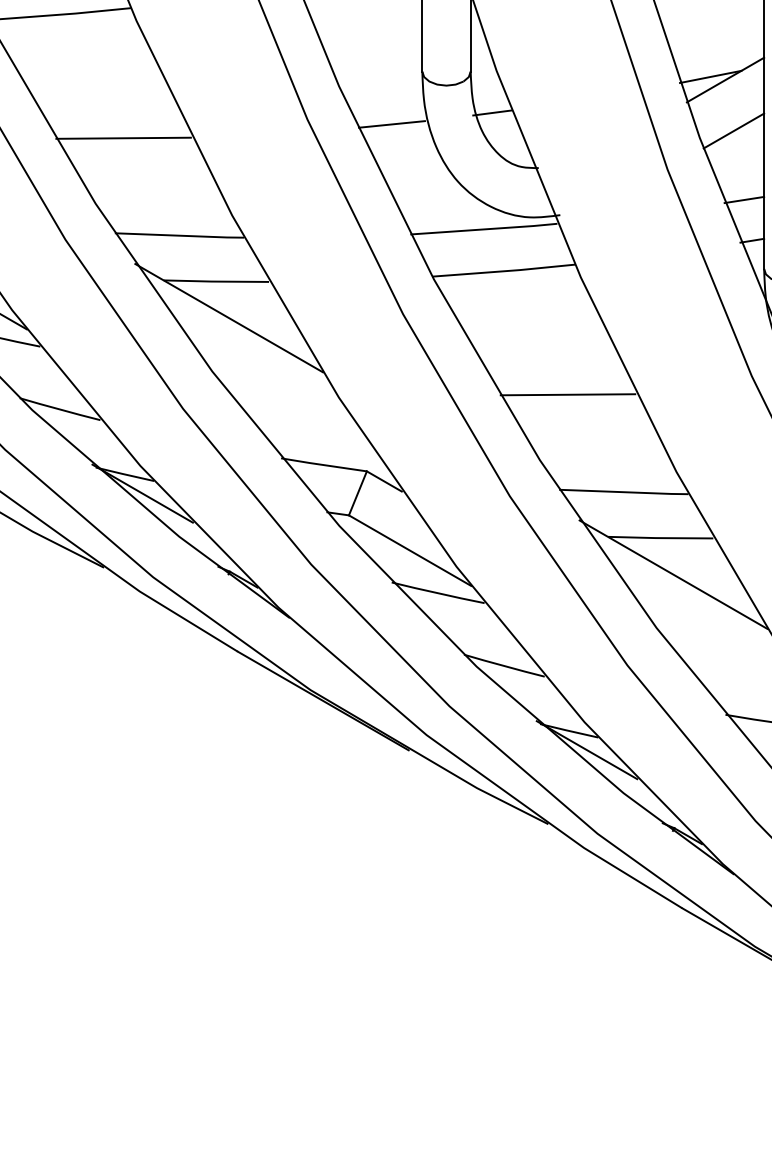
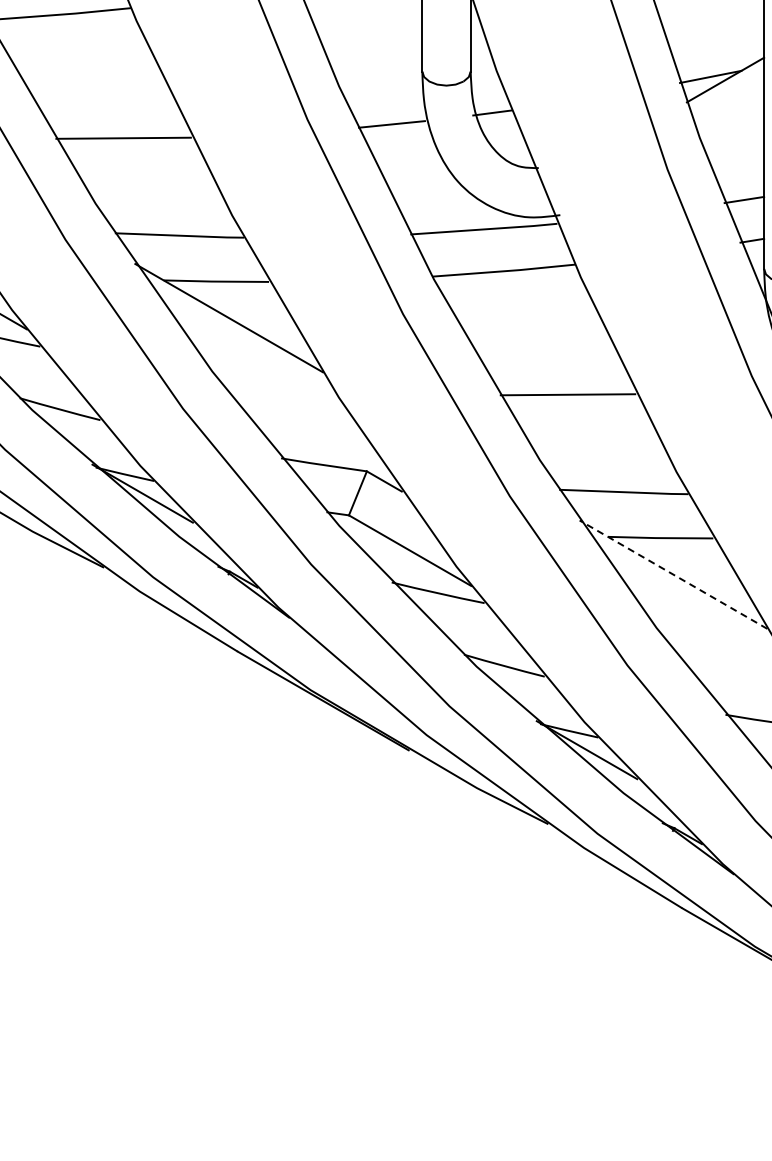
line: present -> none (733, 130)
line: solid -> dashed (673, 574)
